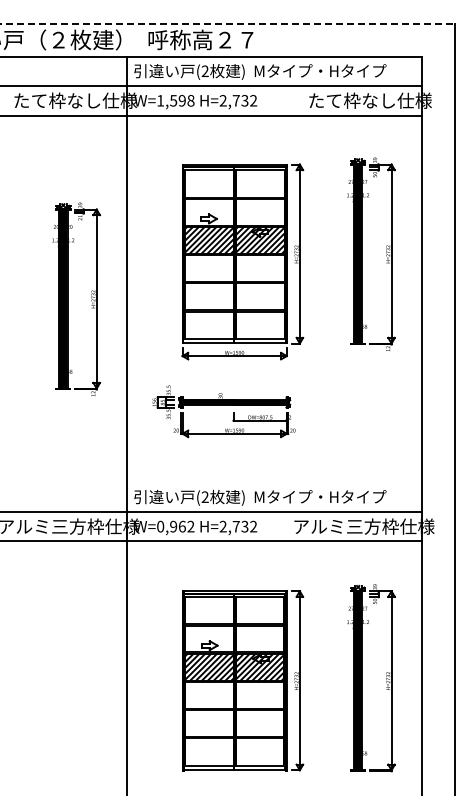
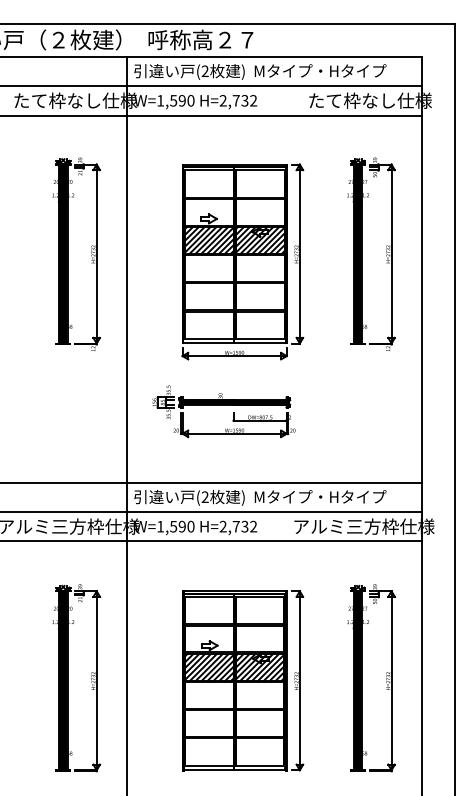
line: dashed -> solid (227, 23)
text: W=1,598 -> W=1,590 (190, 101)
part position: (68, 298) -> (68, 253) (68, 253)
line: none -> present (212, 482)
text: W=0,962 -> W=1,590 (175, 526)
part: none -> present (68, 678)
